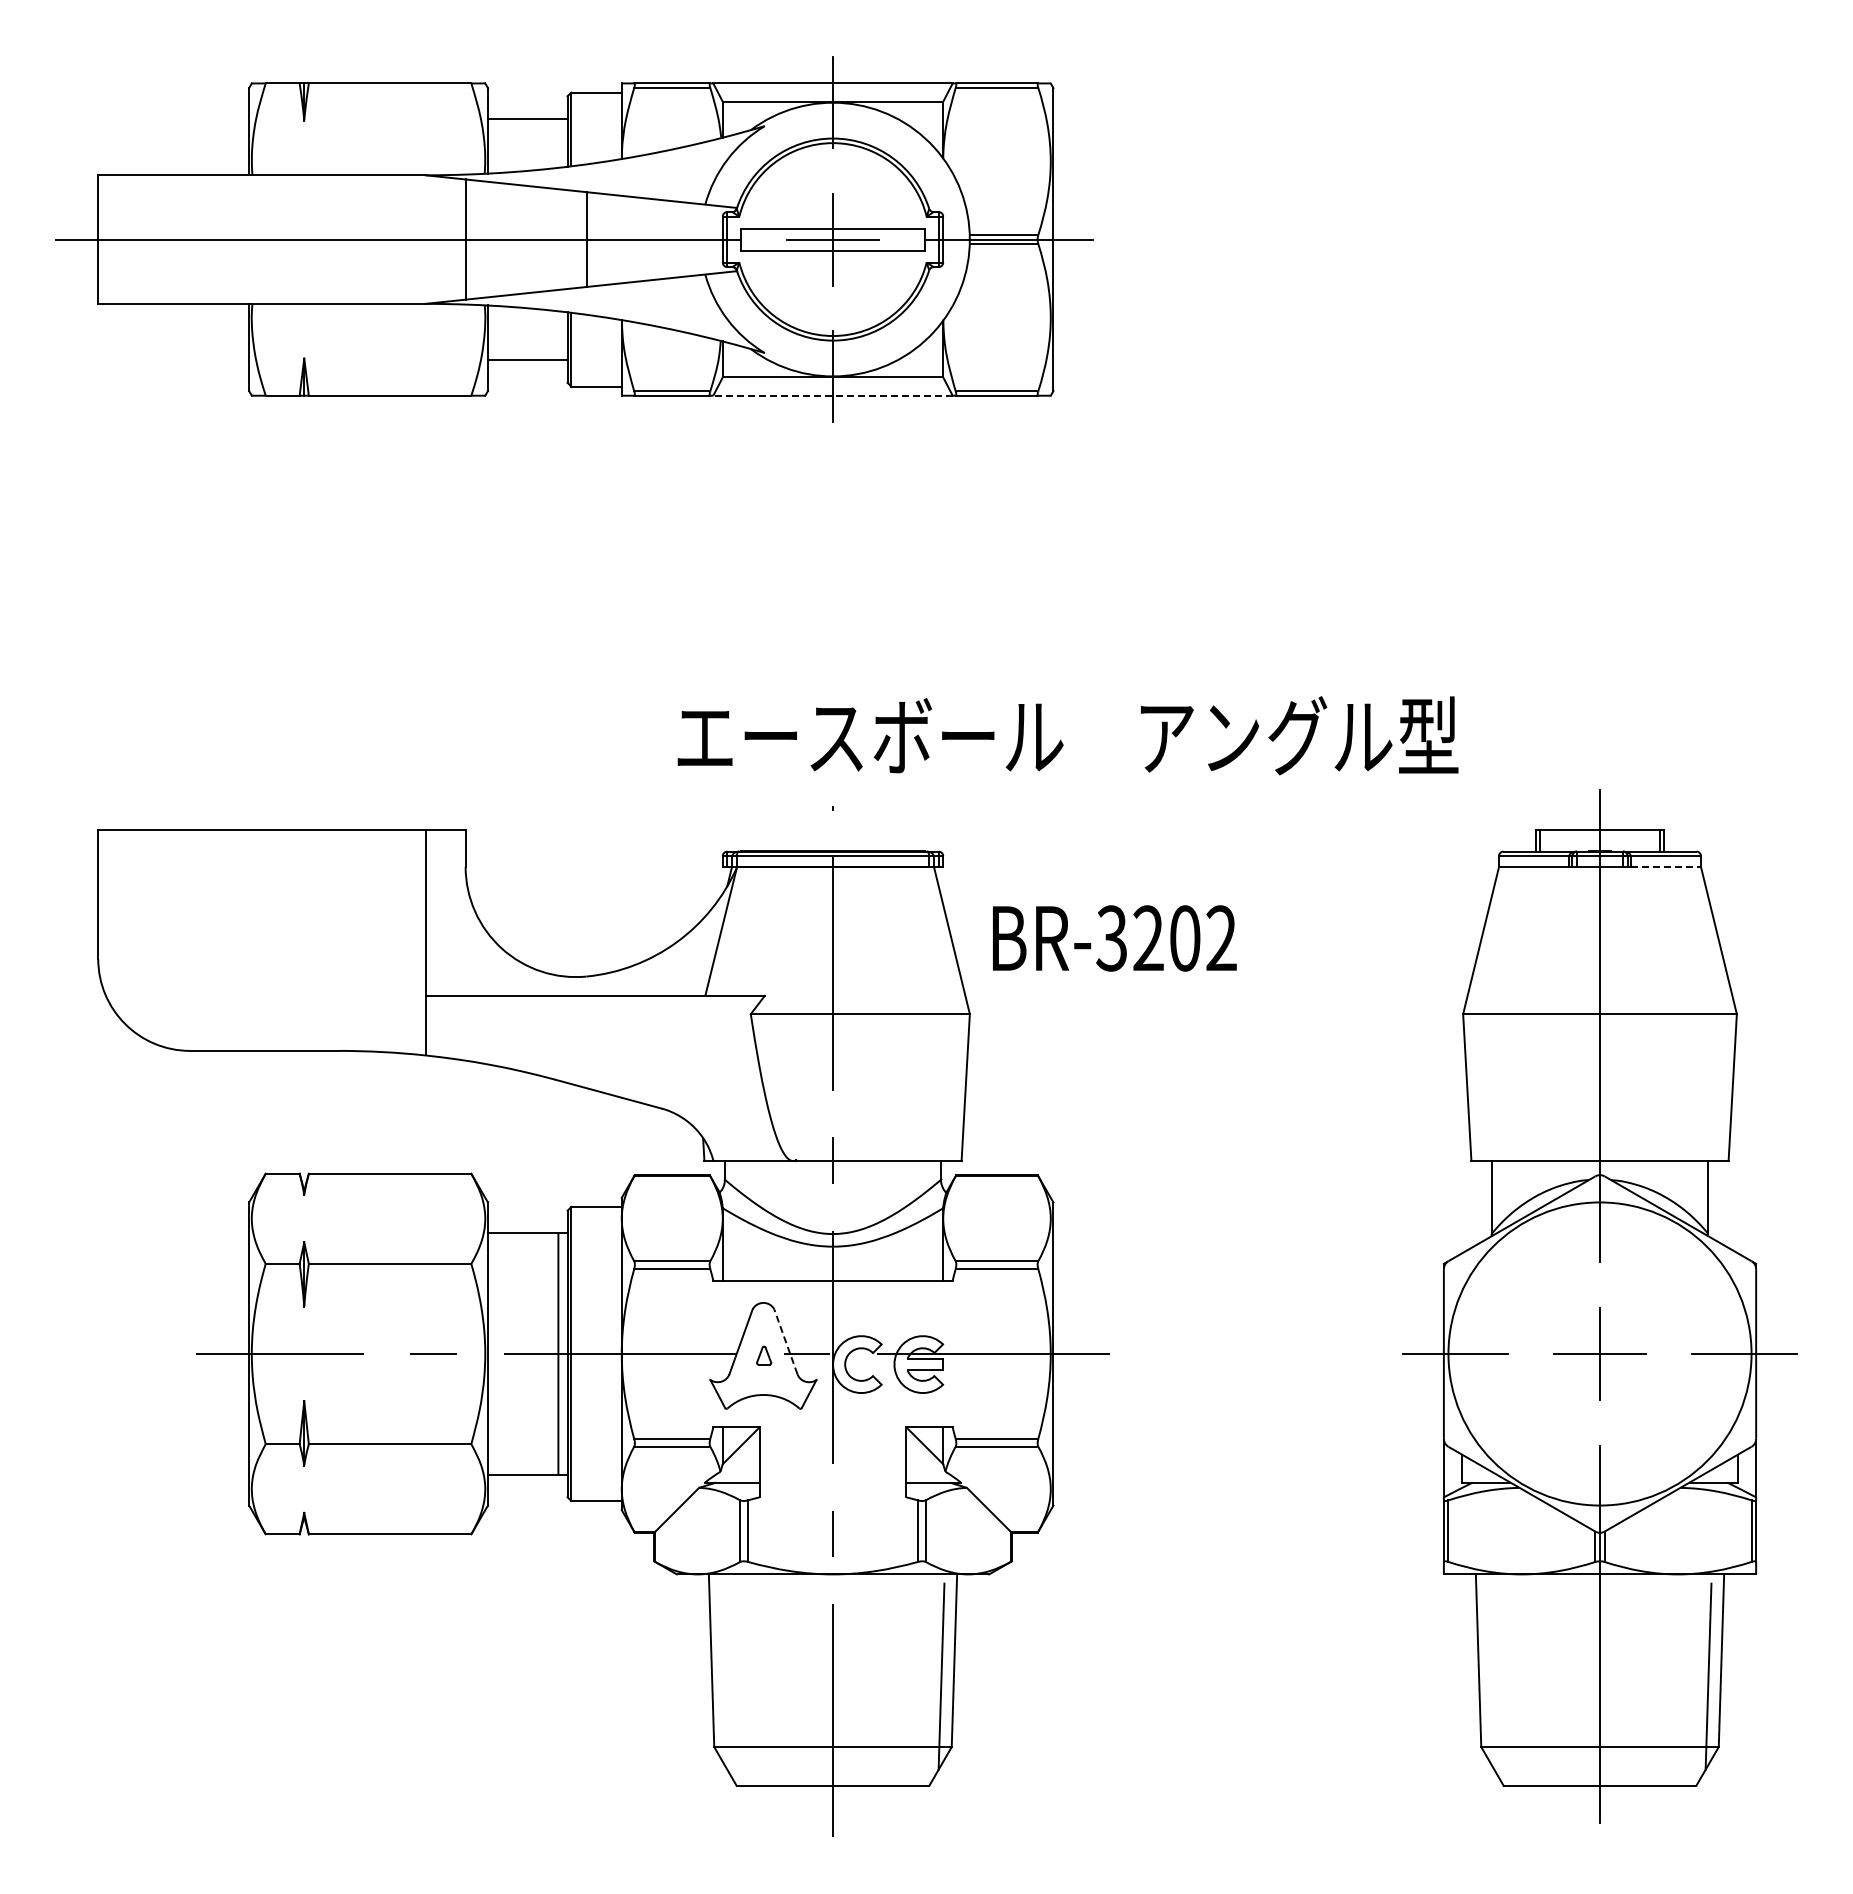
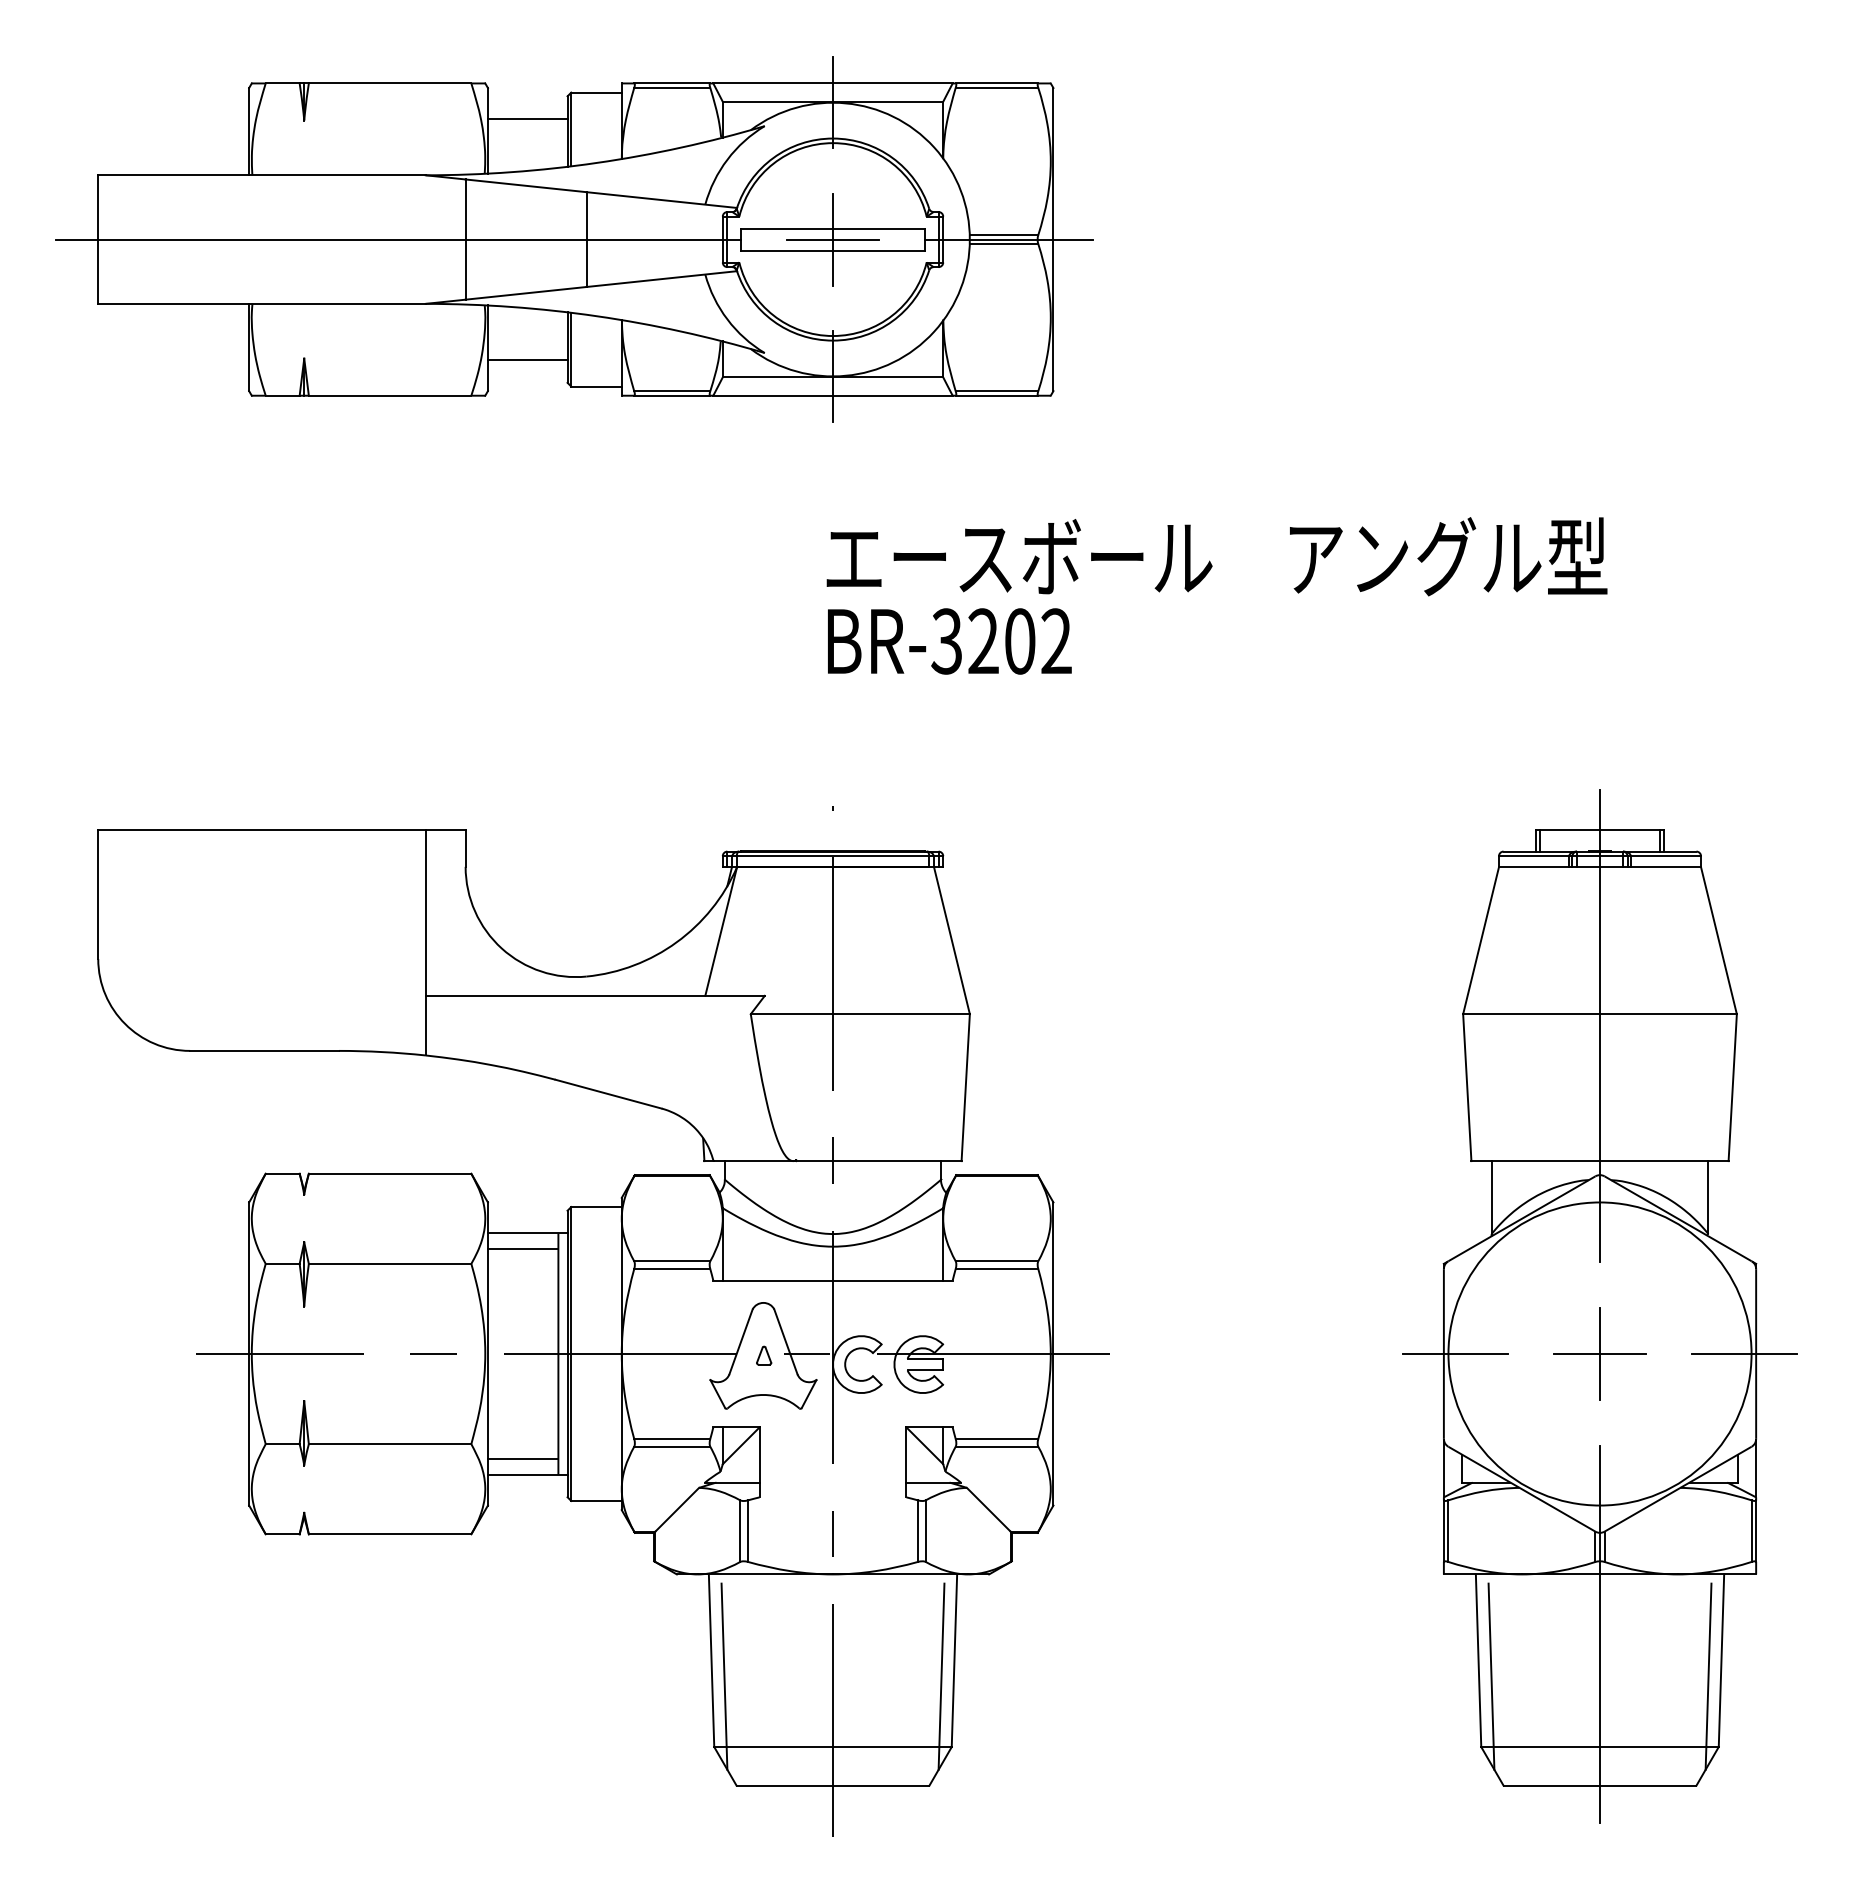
line: dashed -> solid (833, 395)
text position: (1067, 735) -> (1216, 556) (1216, 556)
line: dashed -> solid (1666, 867)
text position: (1114, 938) -> (949, 641) (949, 641)
line: none -> present (522, 1248)
line: dashed -> solid (785, 1341)
line: none -> present (522, 1459)
line: none -> present (724, 1676)
line: none -> present (1491, 1676)
